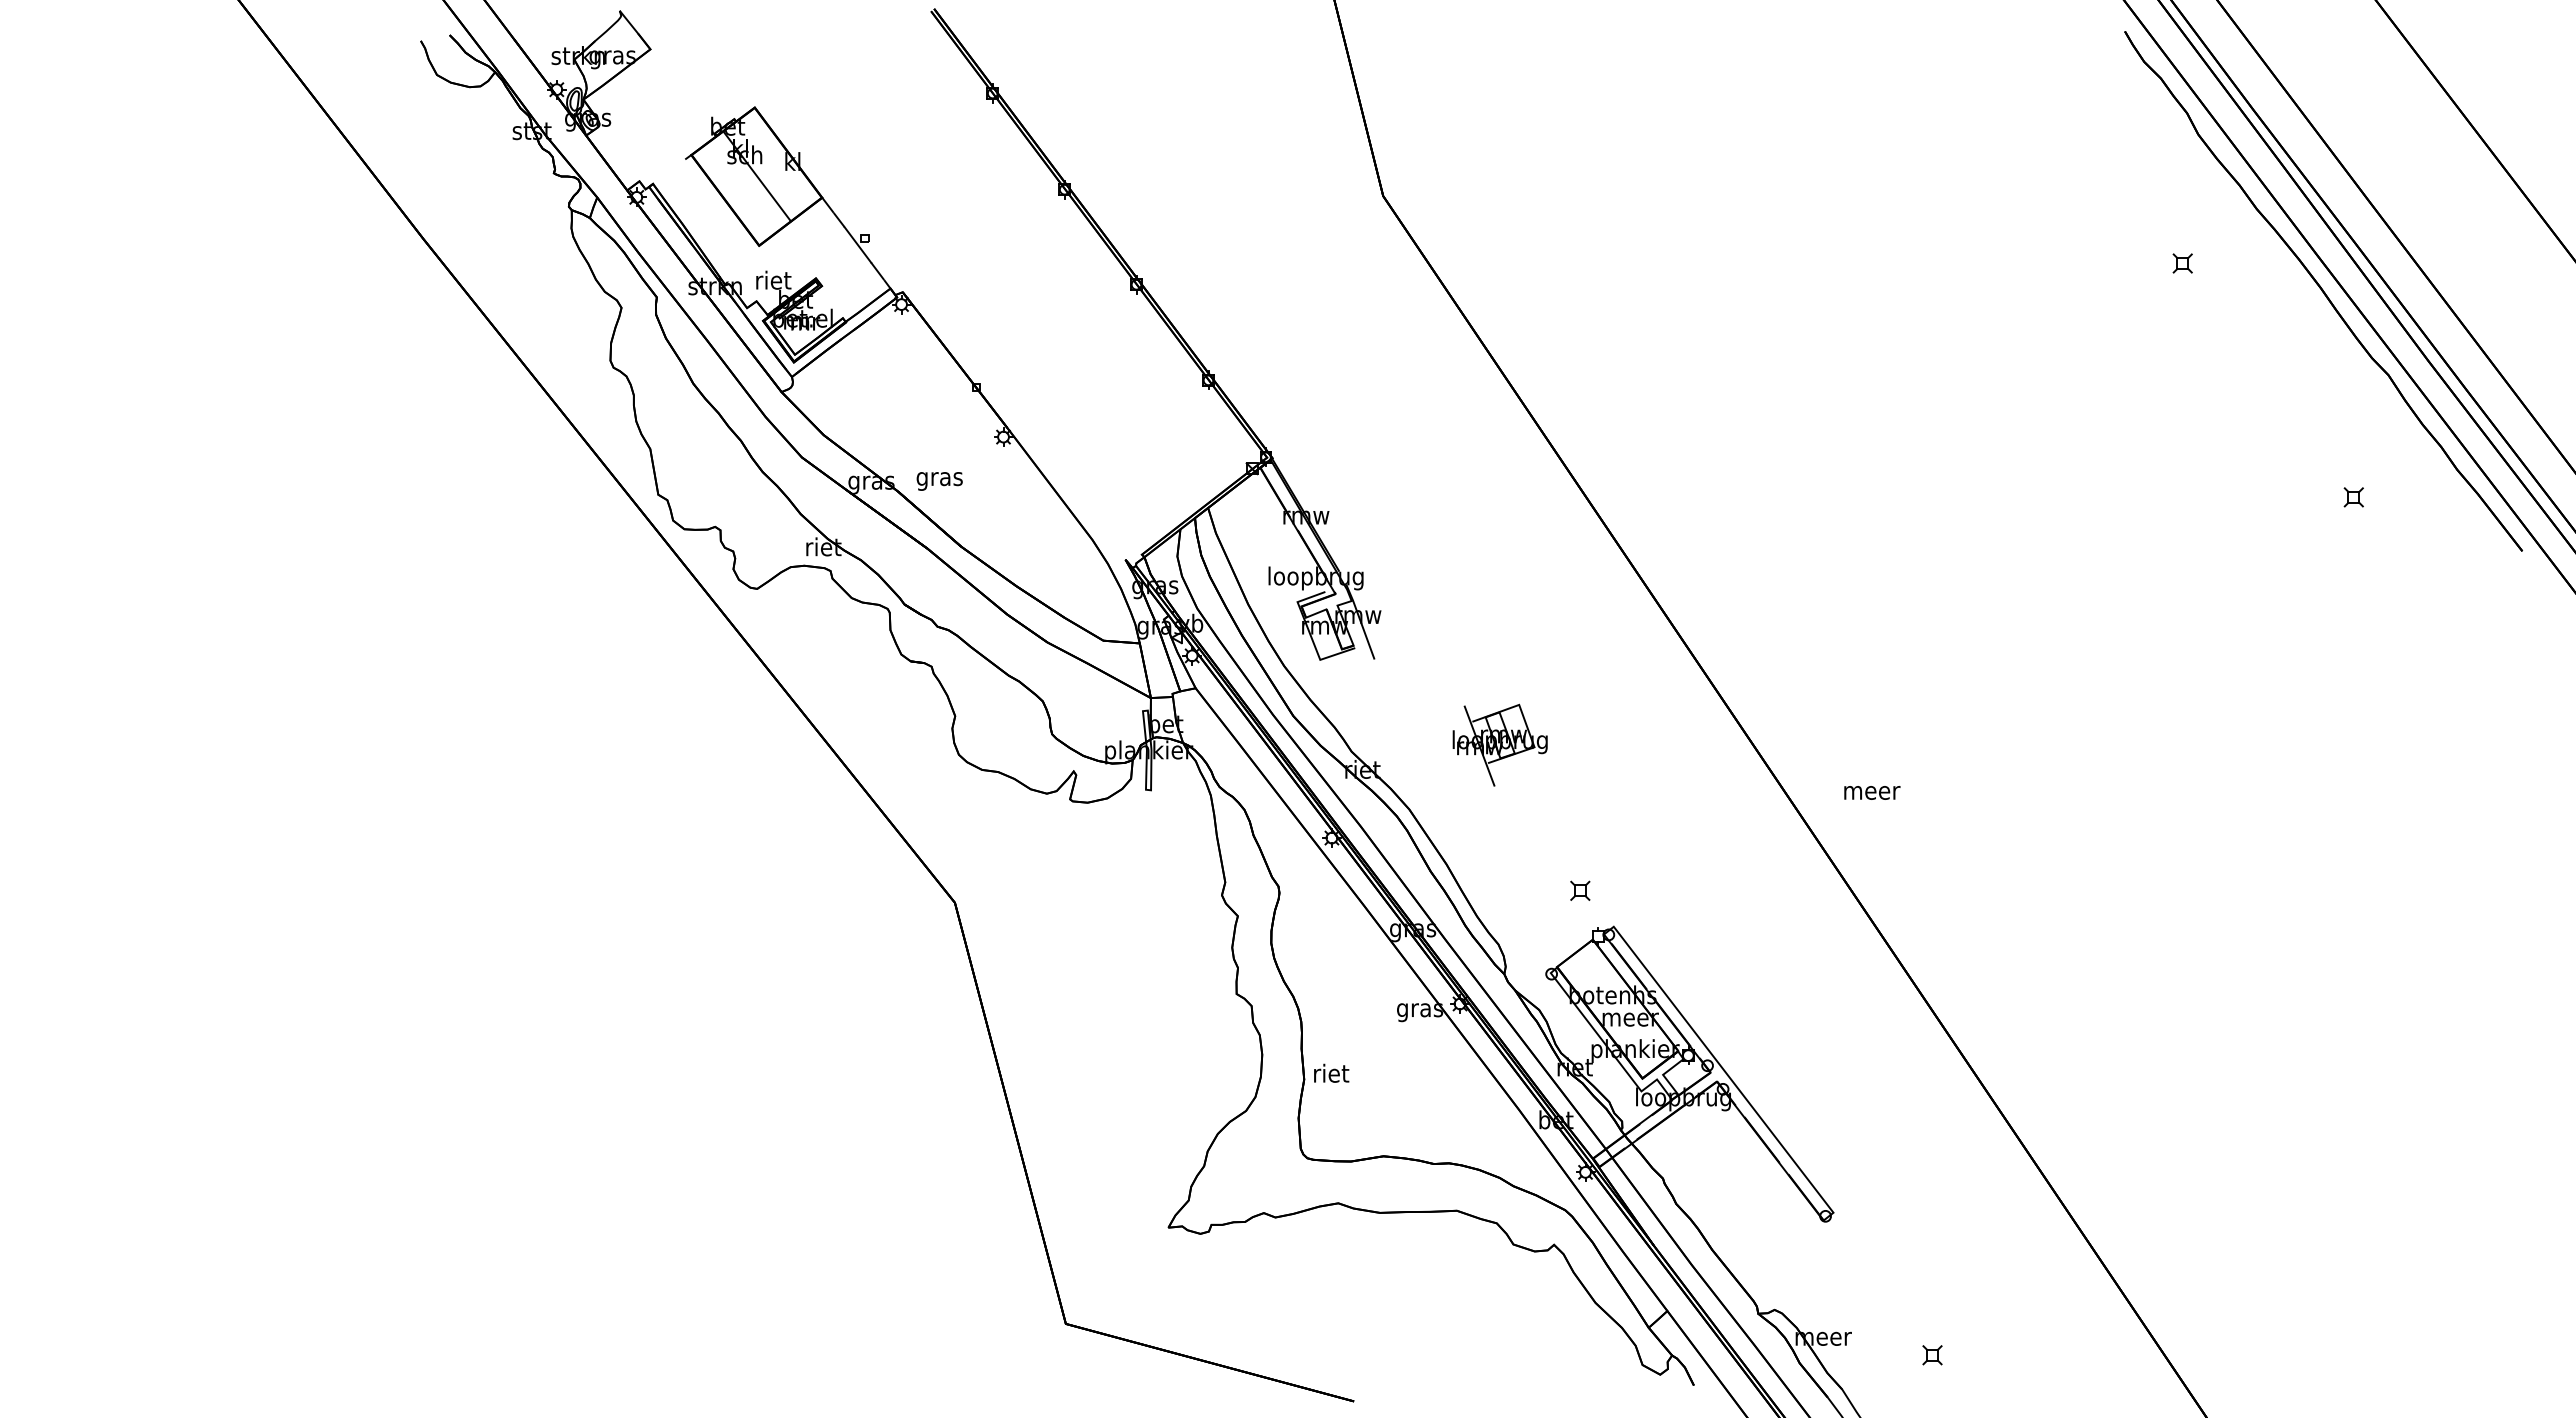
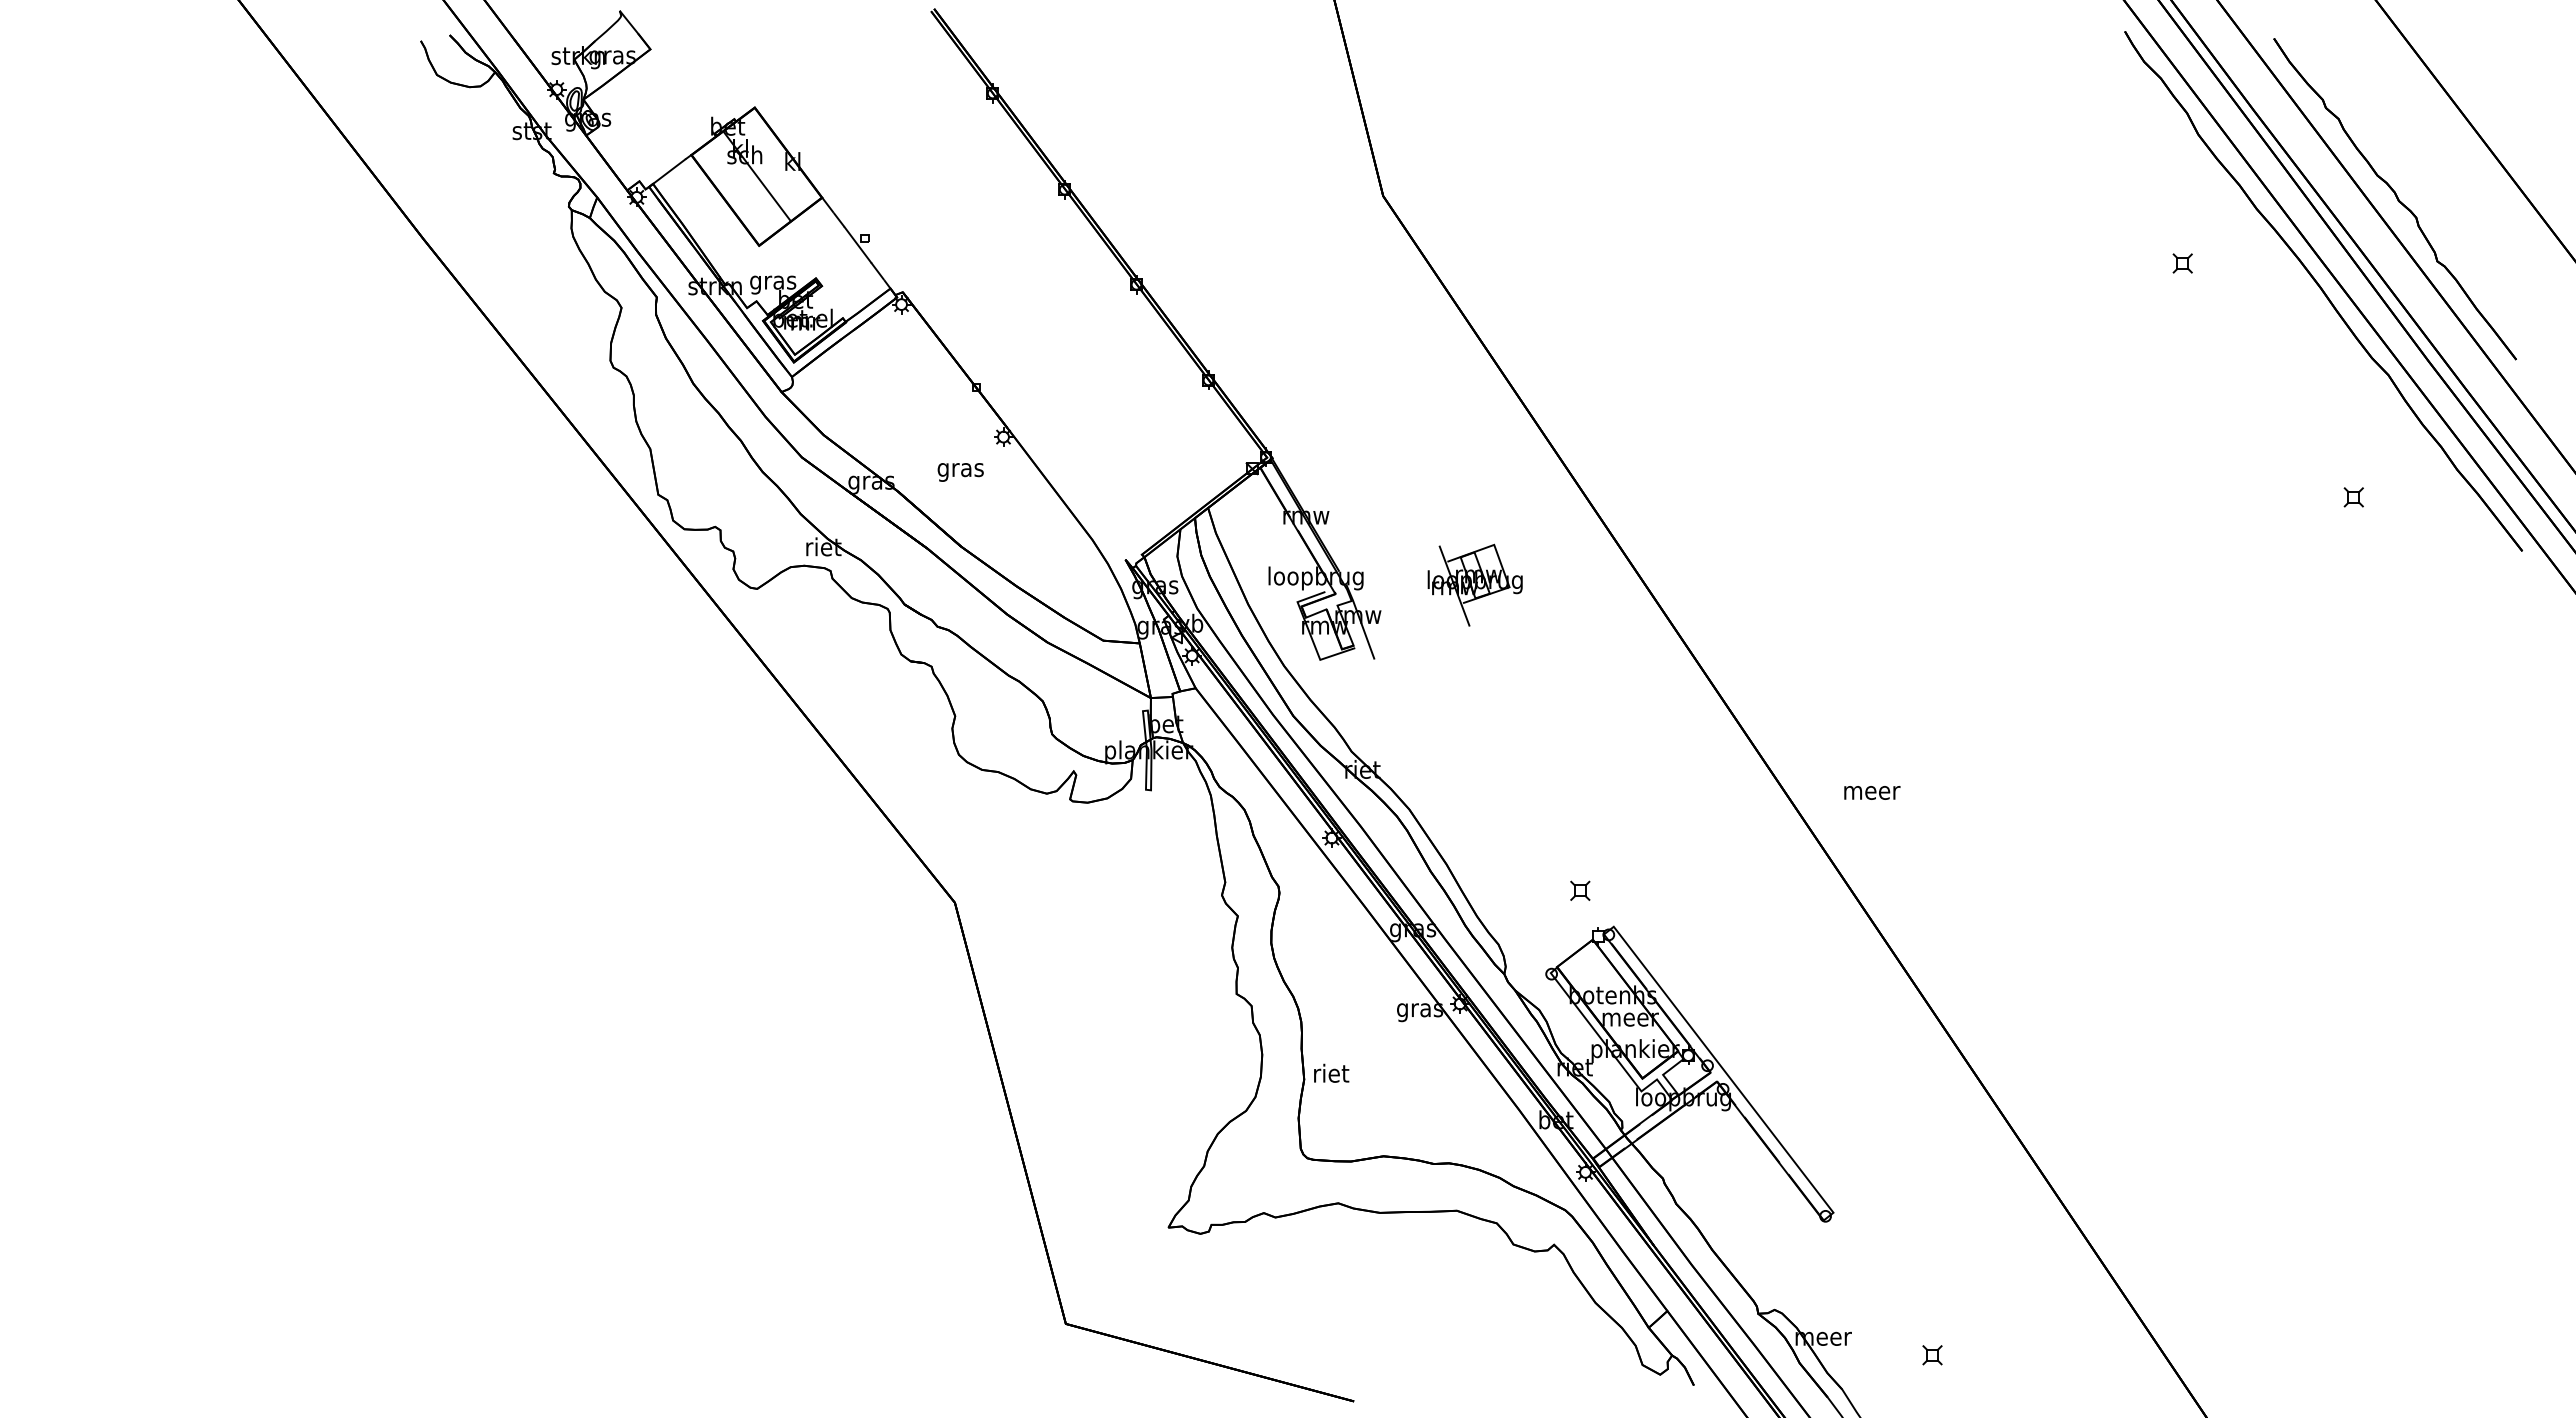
line: none -> present (669, 171)
part: none -> present (2394, 199)
text: riet -> gras (773, 282)
text position: (939, 481) -> (960, 472) (960, 472)
part position: (1499, 744) -> (1474, 584) (1474, 584)
